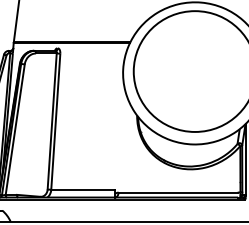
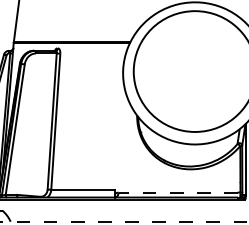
line: solid -> dashed (178, 192)
line: solid -> dashed (124, 221)
